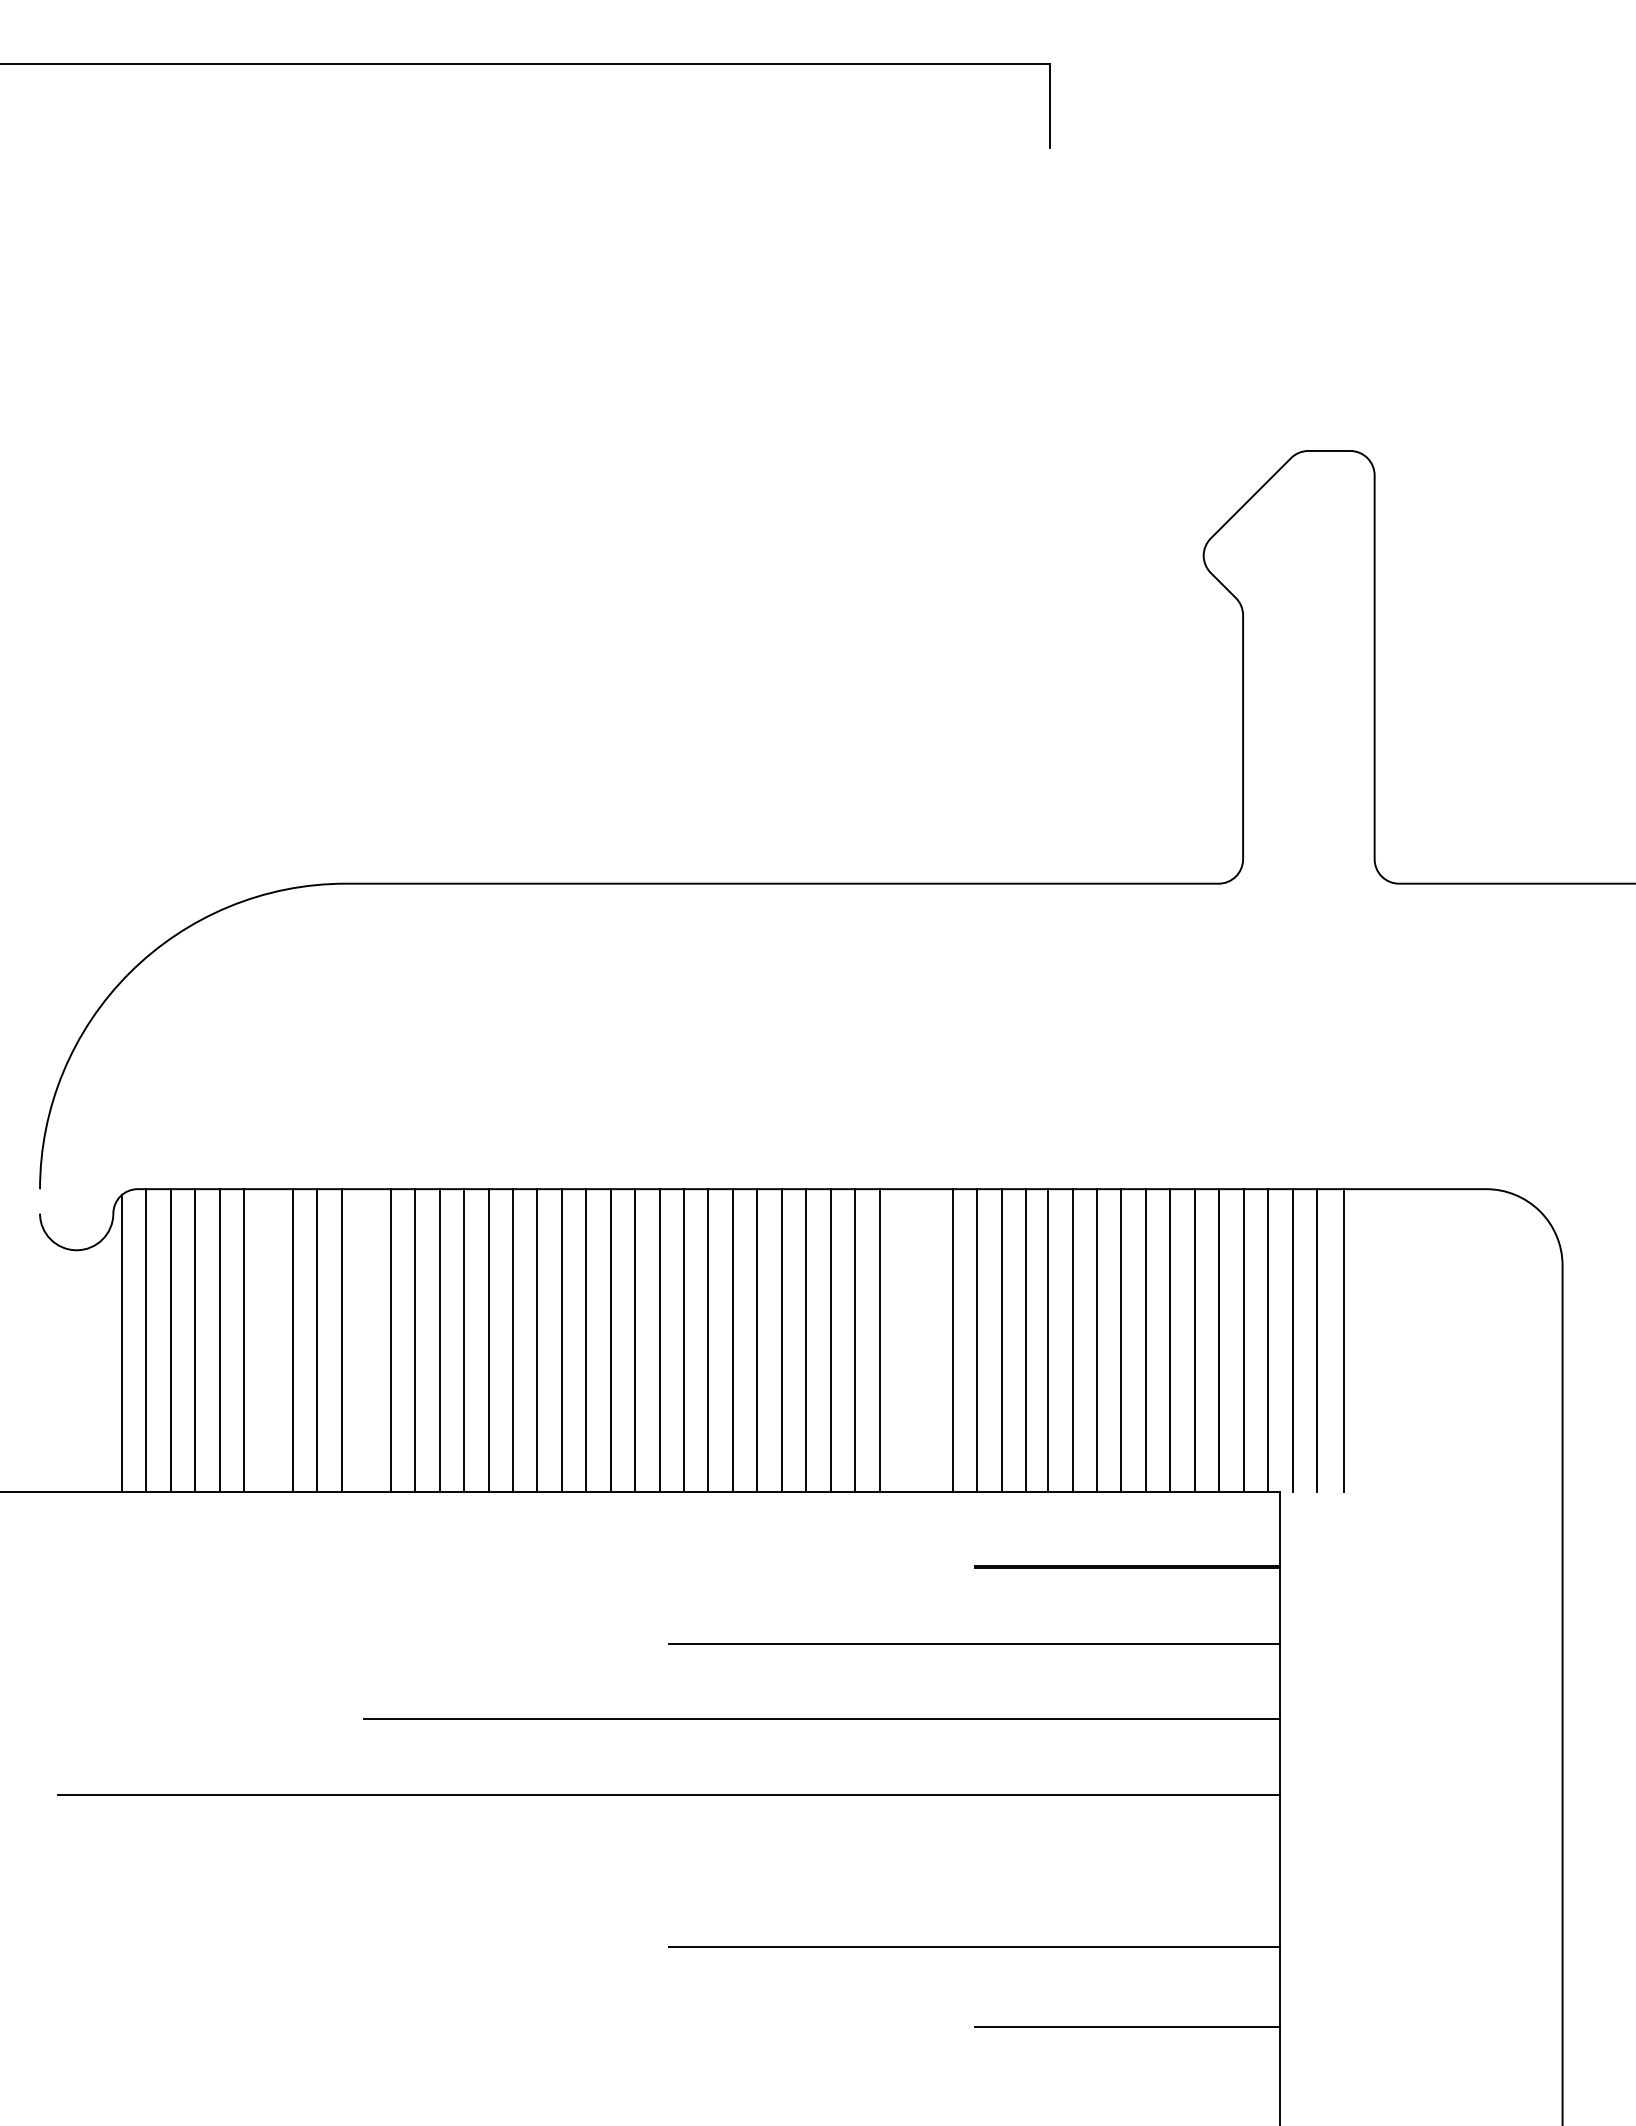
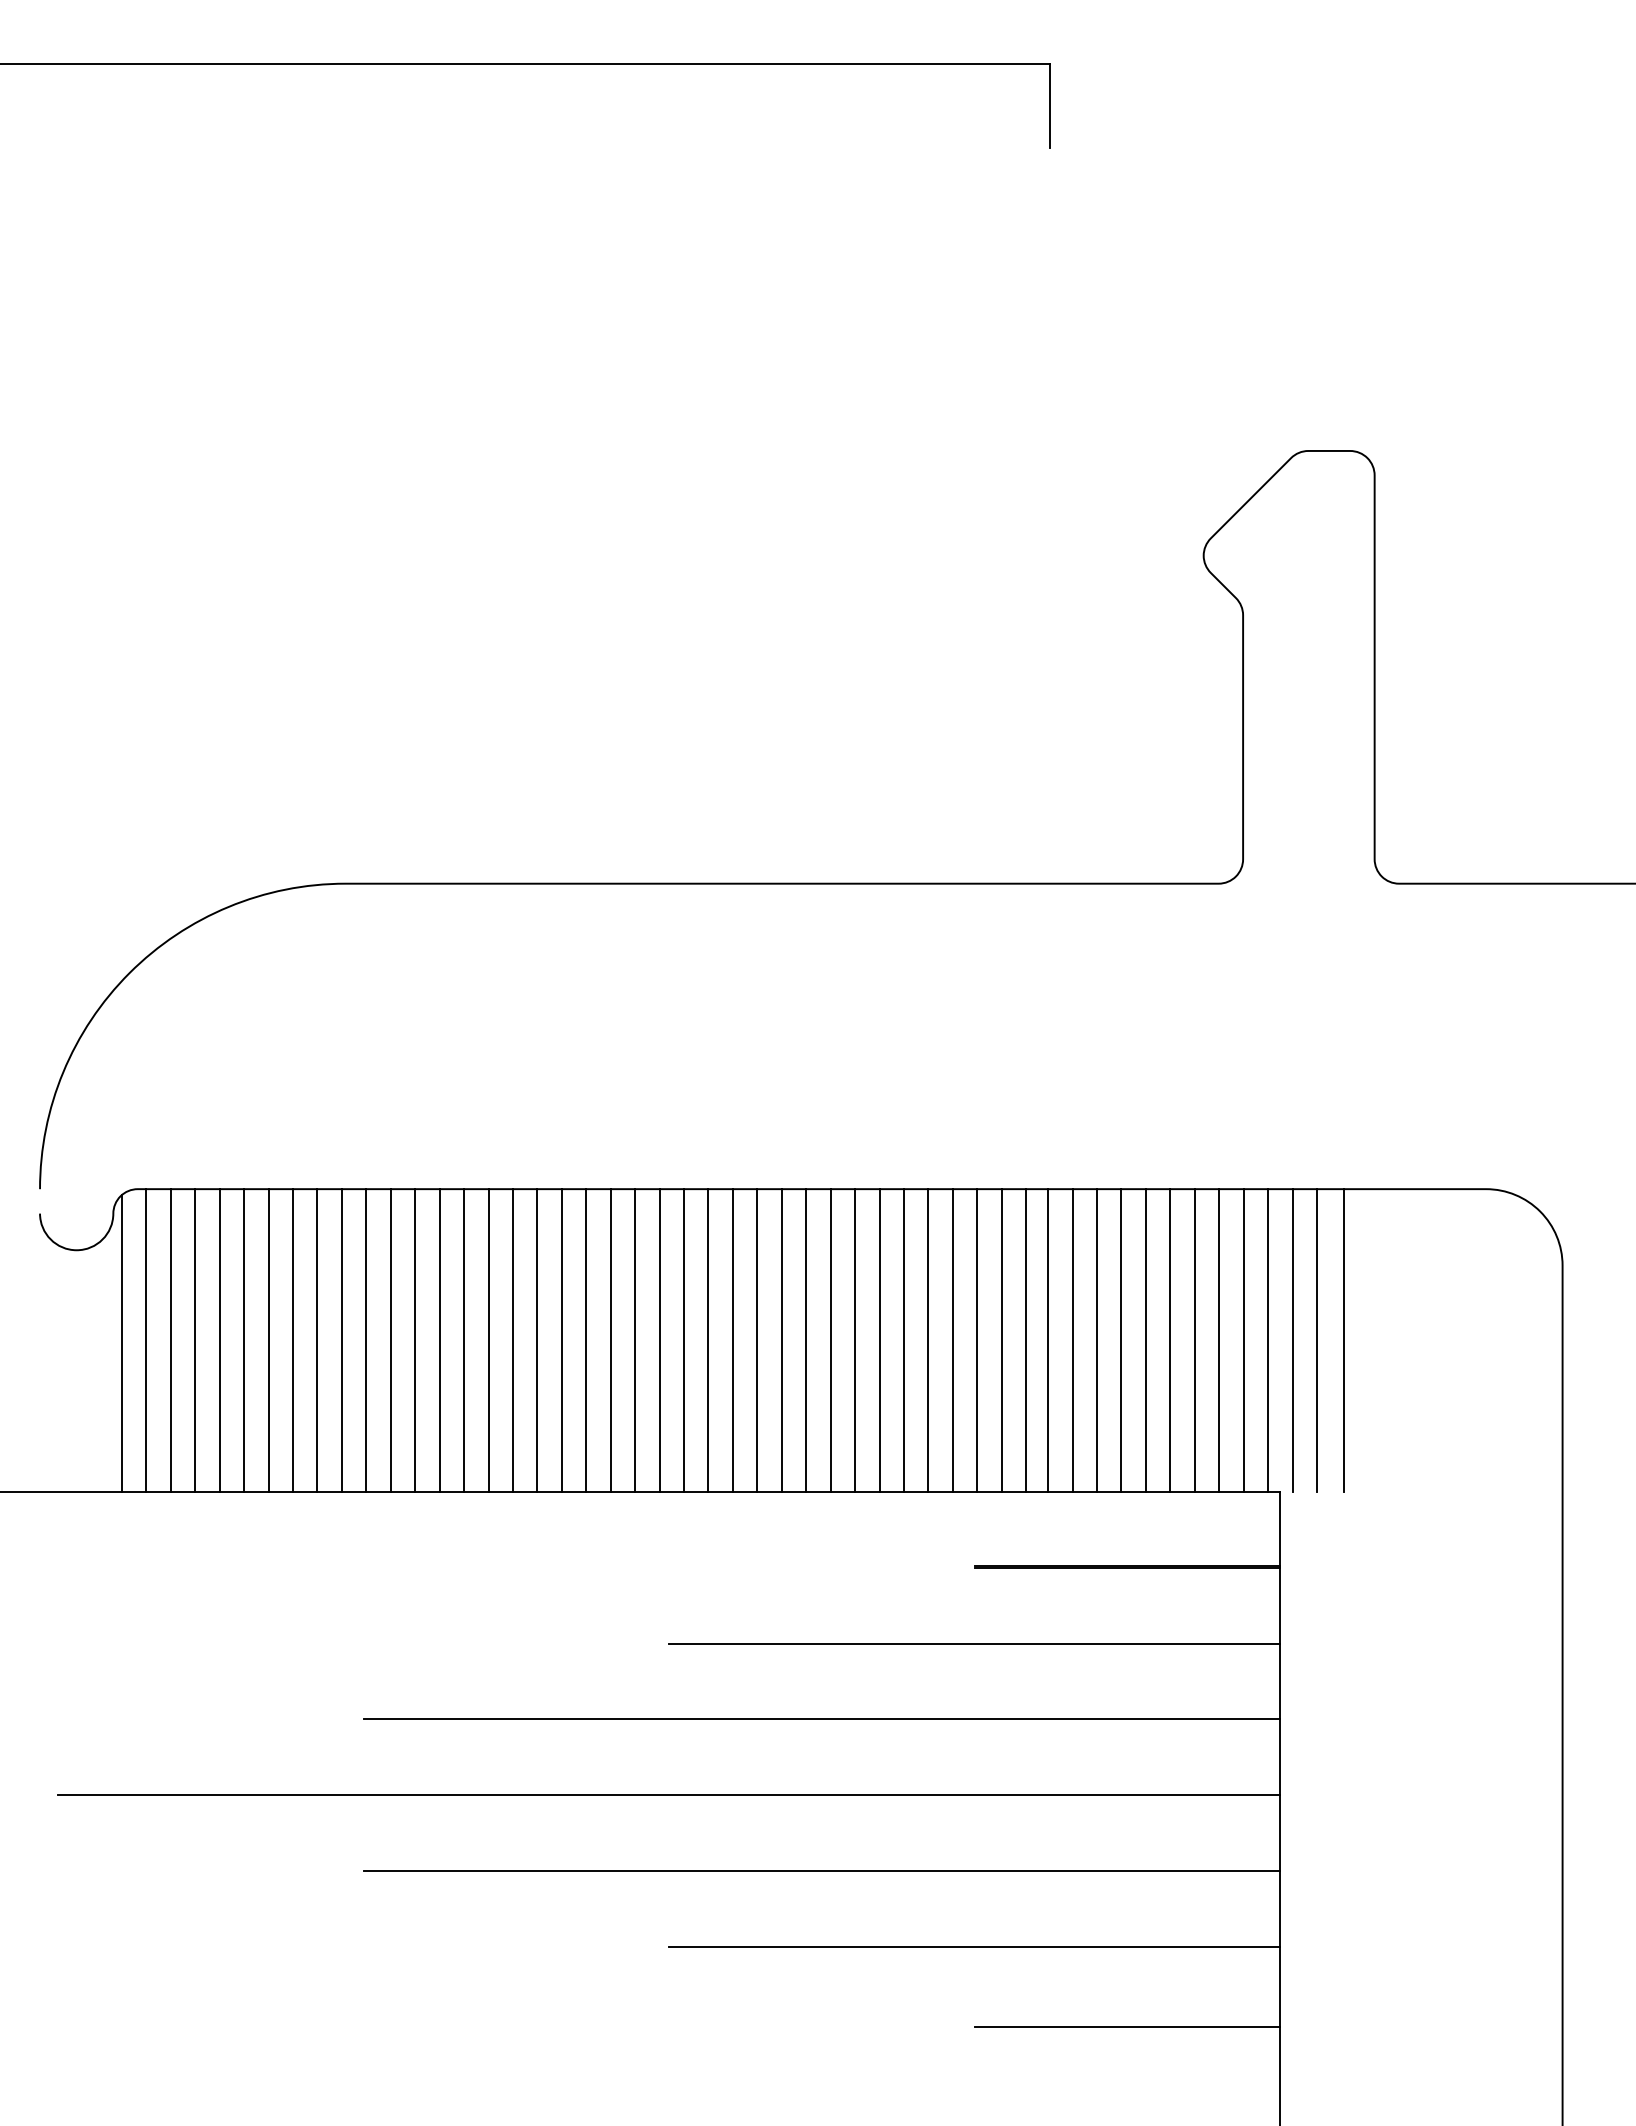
line: none -> present (268, 1340)
line: none -> present (366, 1340)
line: none -> present (904, 1340)
line: none -> present (928, 1340)
line: none -> present (821, 1871)
